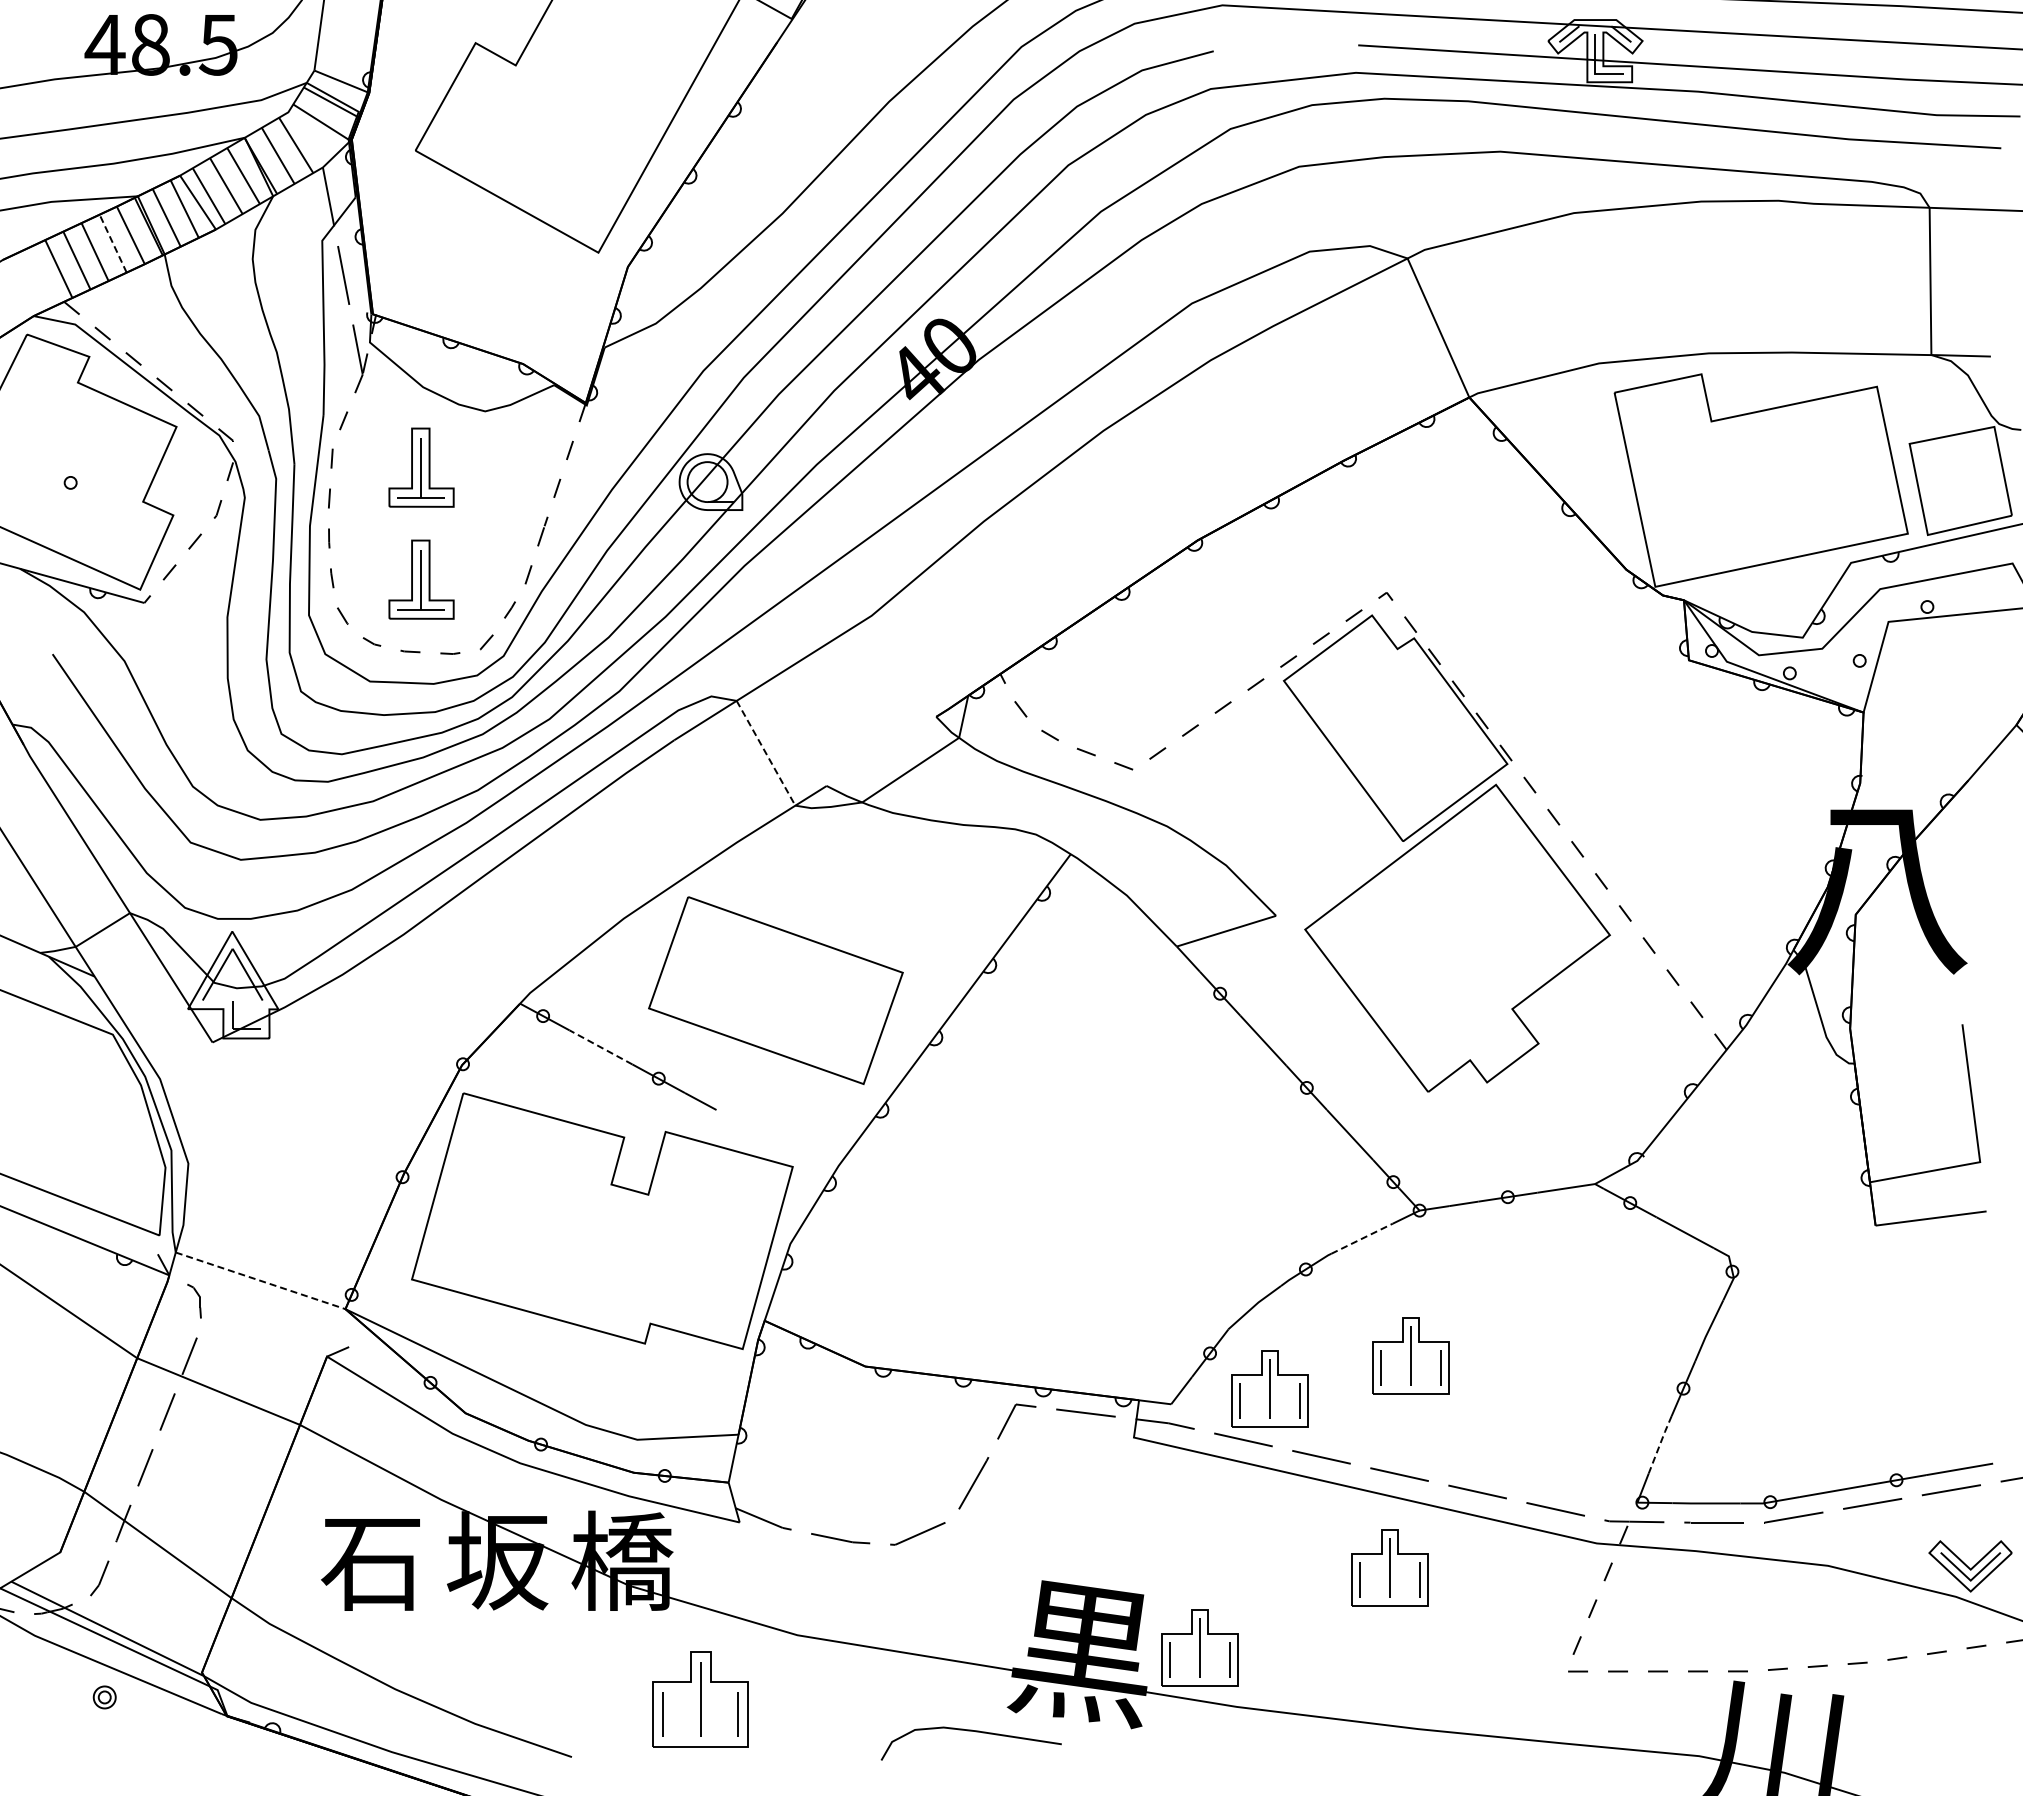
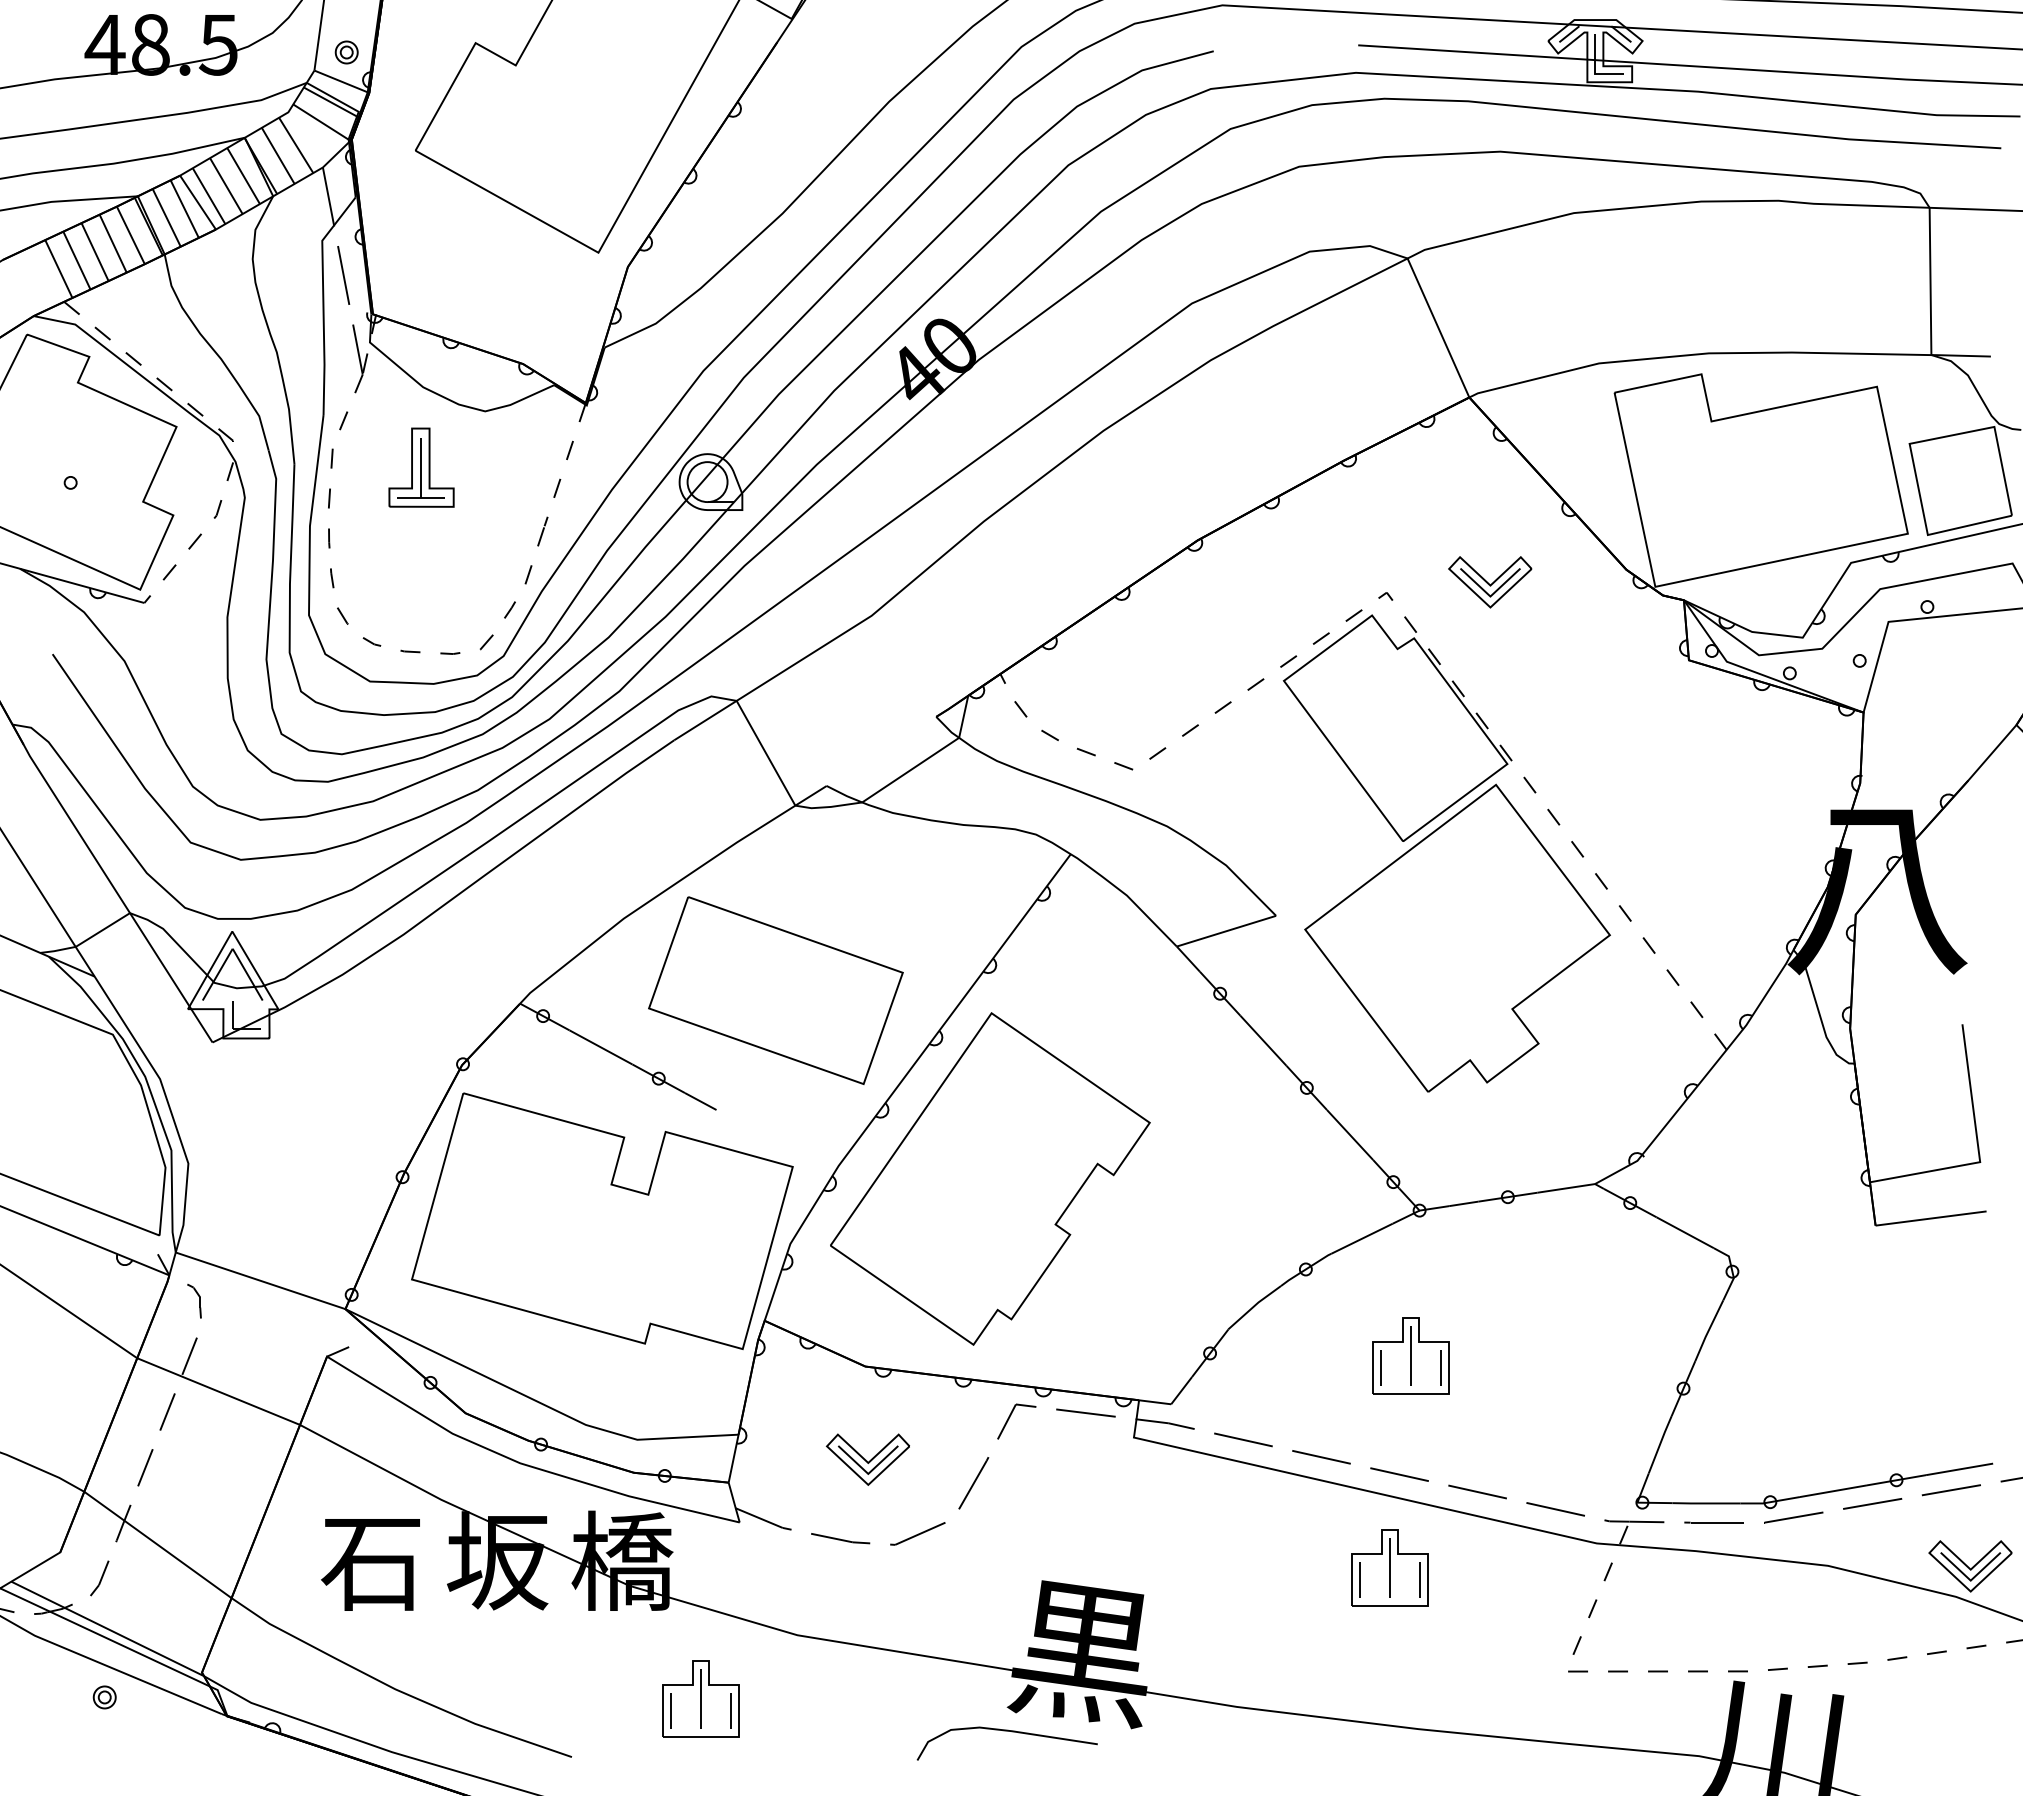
part: none -> present (346, 52)
line: dashed -> solid (113, 243)
part: present -> none (421, 579)
part: none -> present (1490, 582)
line: dashed -> solid (766, 753)
line: dashed -> solid (600, 1047)
part: none -> present (990, 1178)
line: dashed -> solid (1362, 1238)
line: dashed -> solid (261, 1280)
part: present -> none (1269, 1388)
line: dashed -> solid (1660, 1443)
part: none -> present (867, 1459)
part: present -> none (1199, 1647)
part size: 97x97 px -> 78x78 px (700, 1698)
curve position: (970, 1731) -> (1006, 1731) (1006, 1731)
